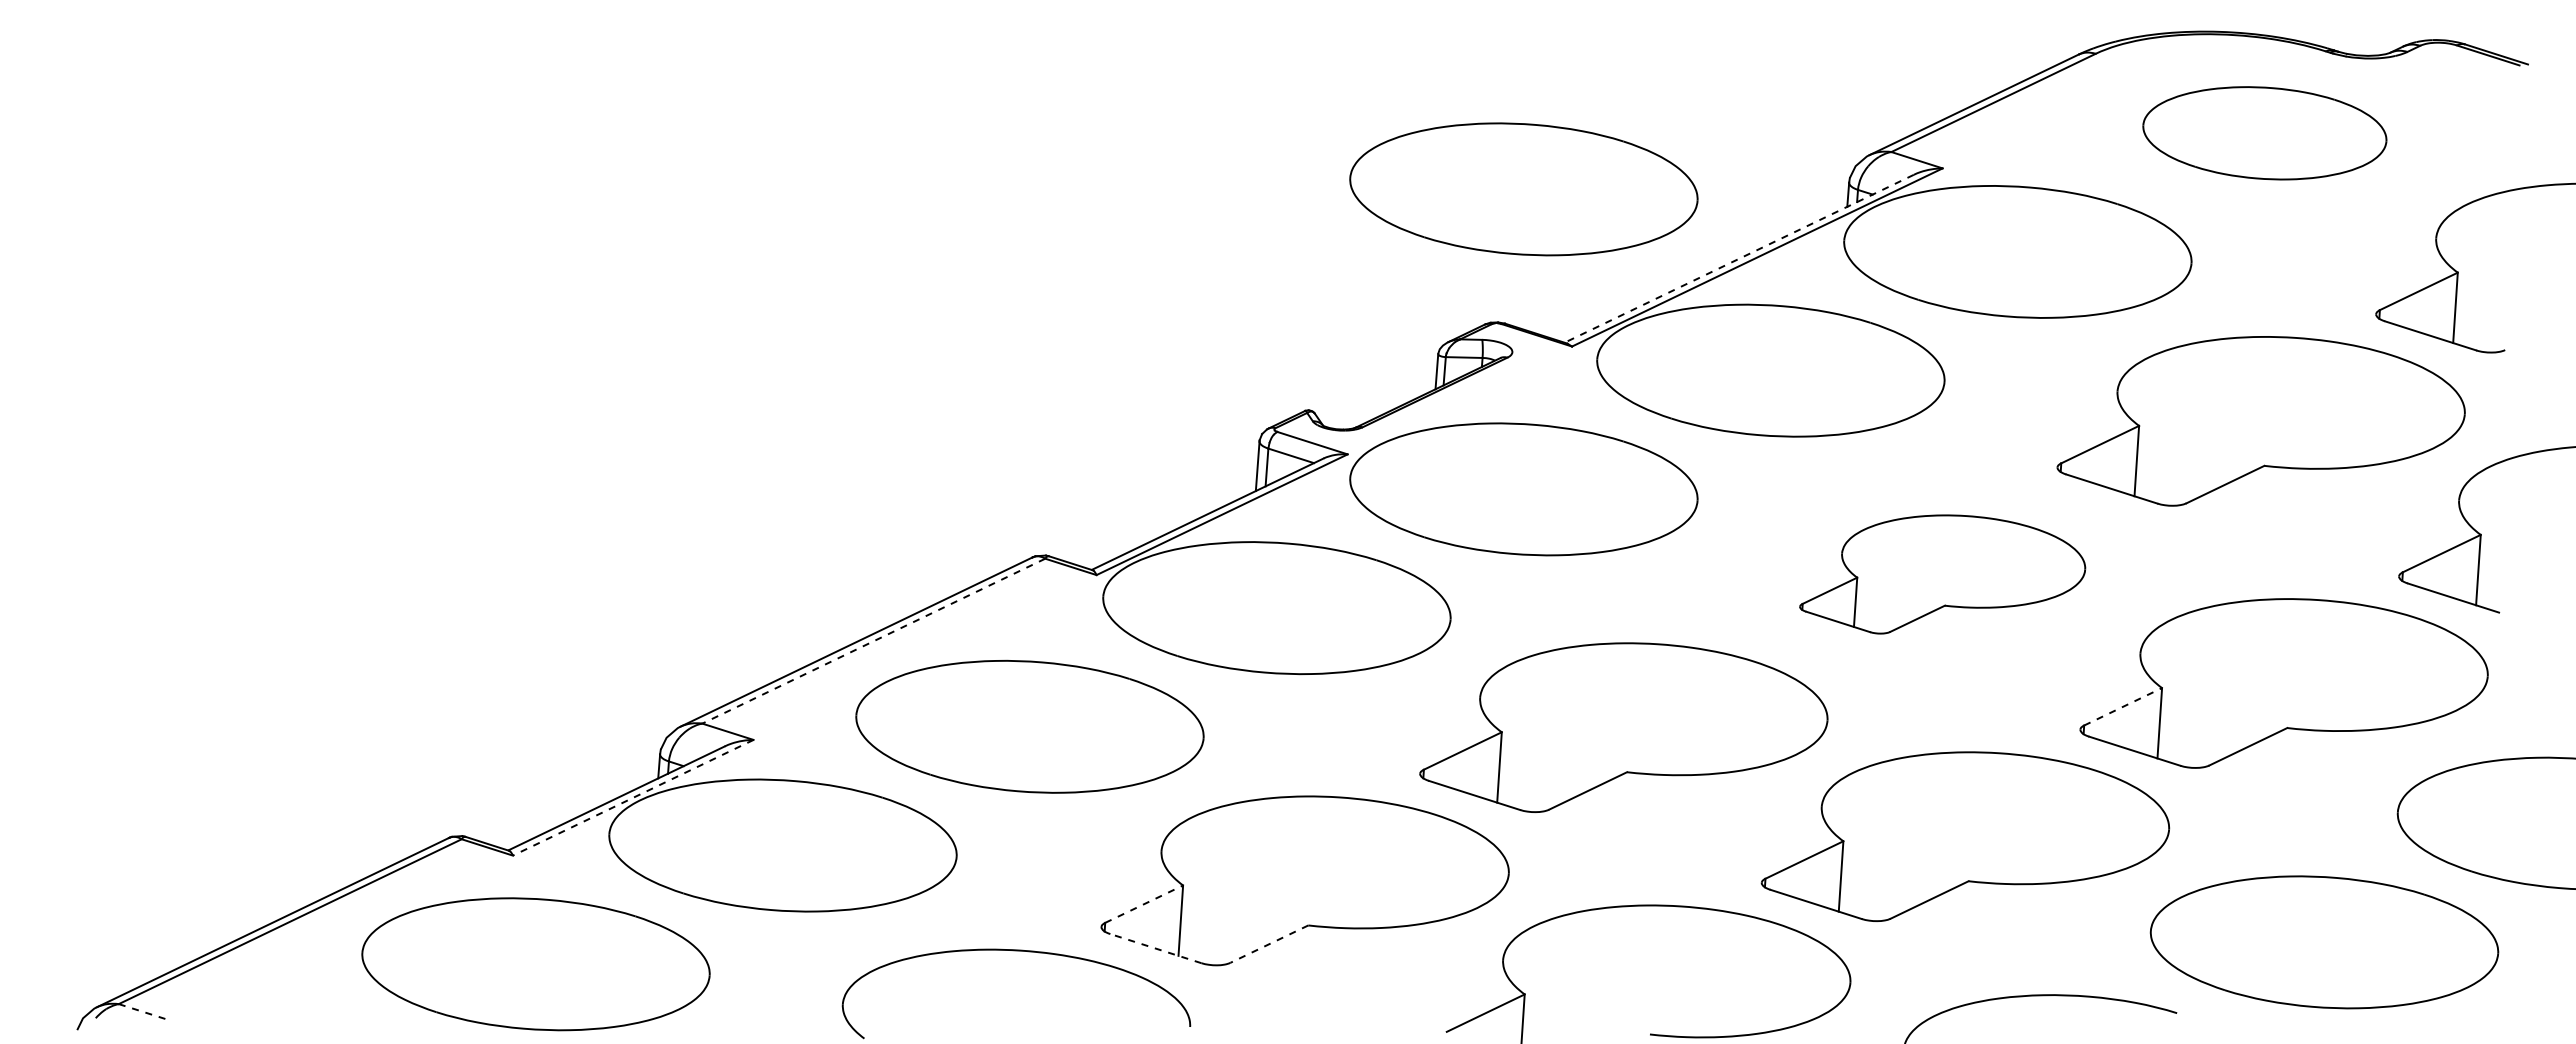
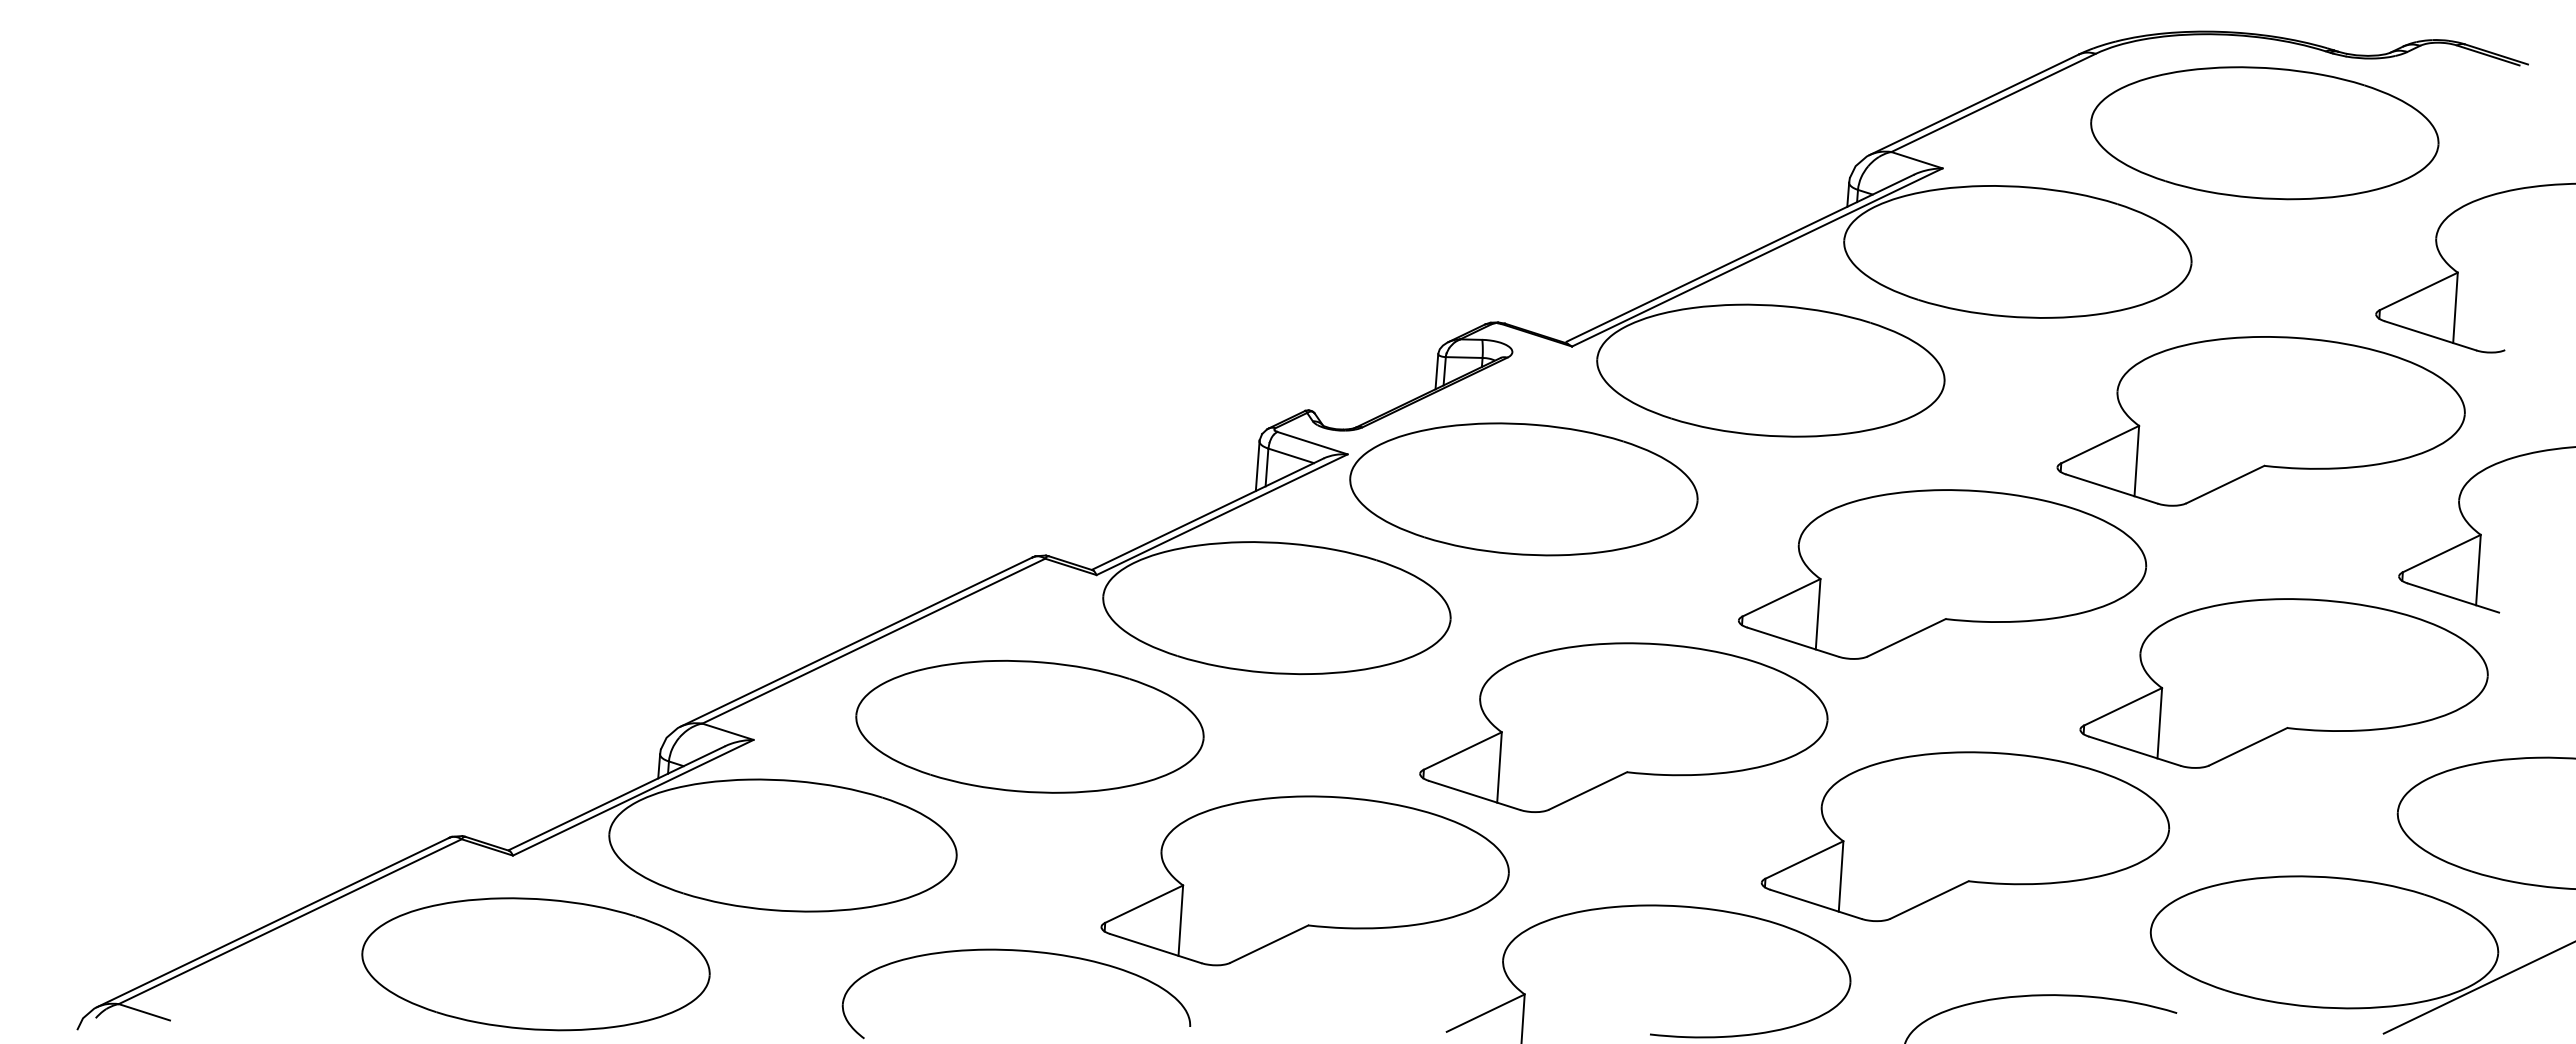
part size: 246x95 px -> 350x135 px (2264, 133)
part: present -> none (1523, 189)
line: dashed -> solid (1740, 258)
part size: 288x121 px -> 410x171 px (1942, 574)
line: dashed -> solid (873, 641)
line: dashed -> solid (2123, 706)
line: dashed -> solid (633, 797)
line: dashed -> solid (1144, 903)
line: dashed -> solid (1268, 944)
line: dashed -> solid (1155, 948)
line: none -> present (2477, 988)
line: dashed -> solid (144, 1012)
